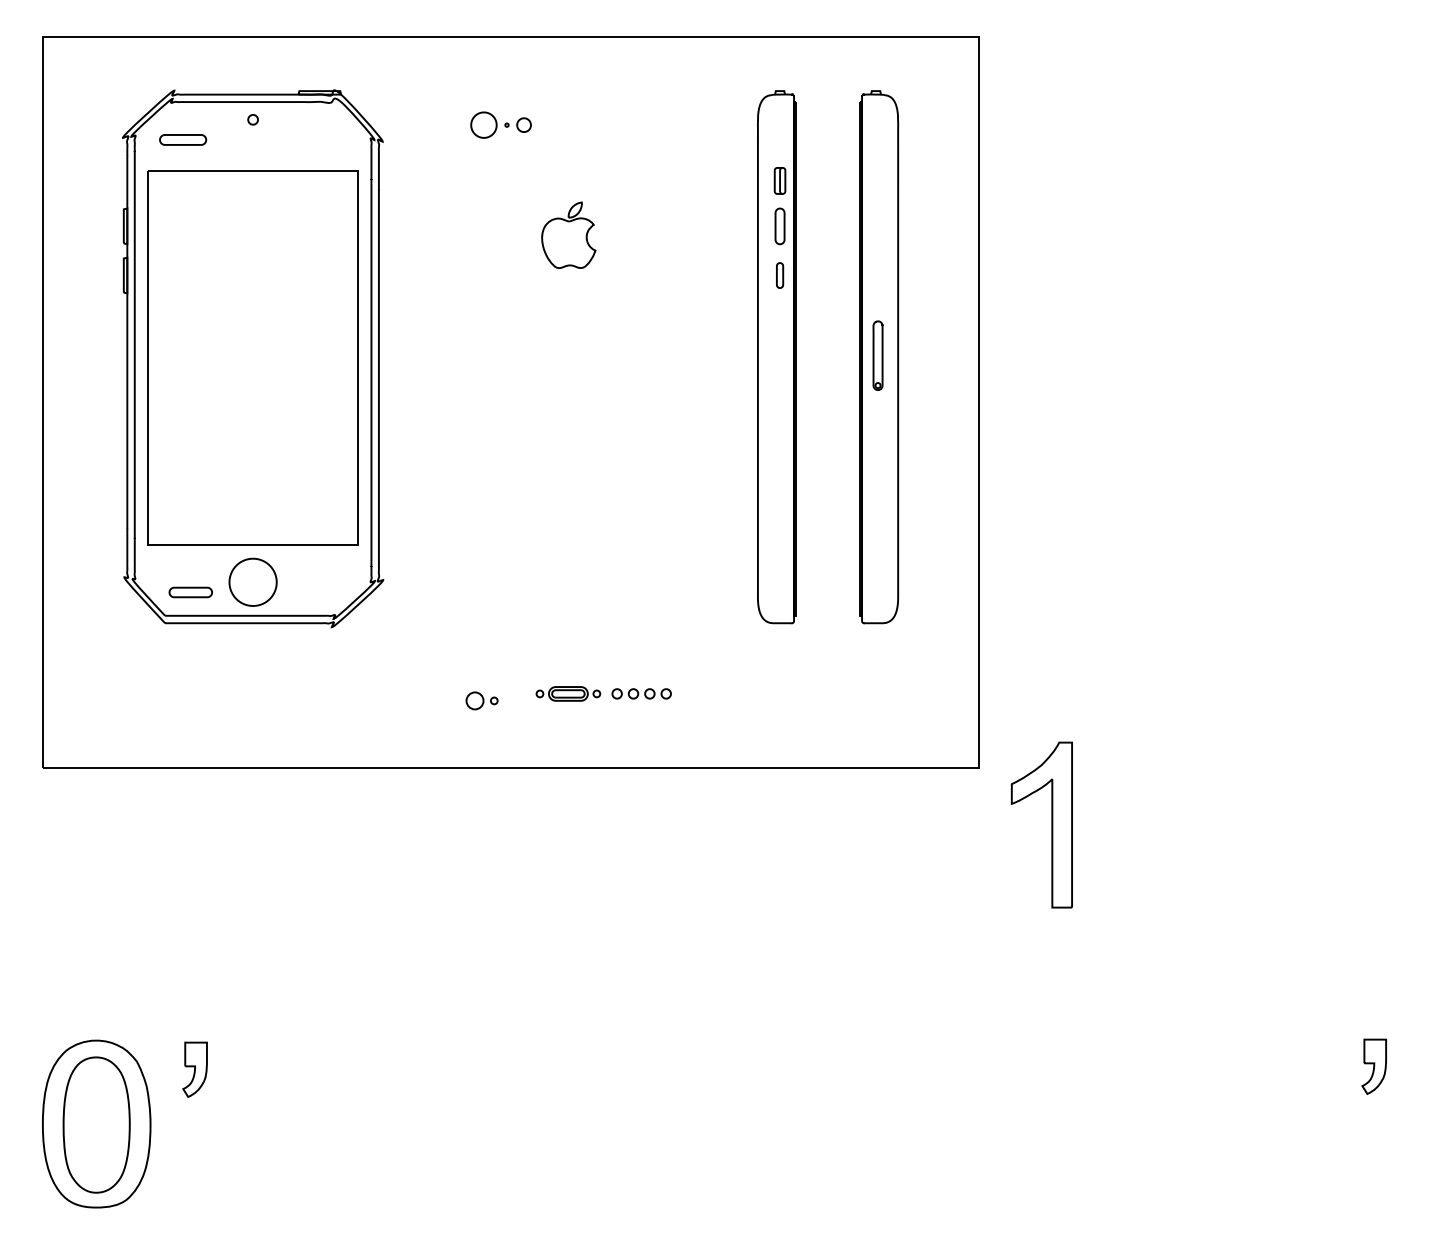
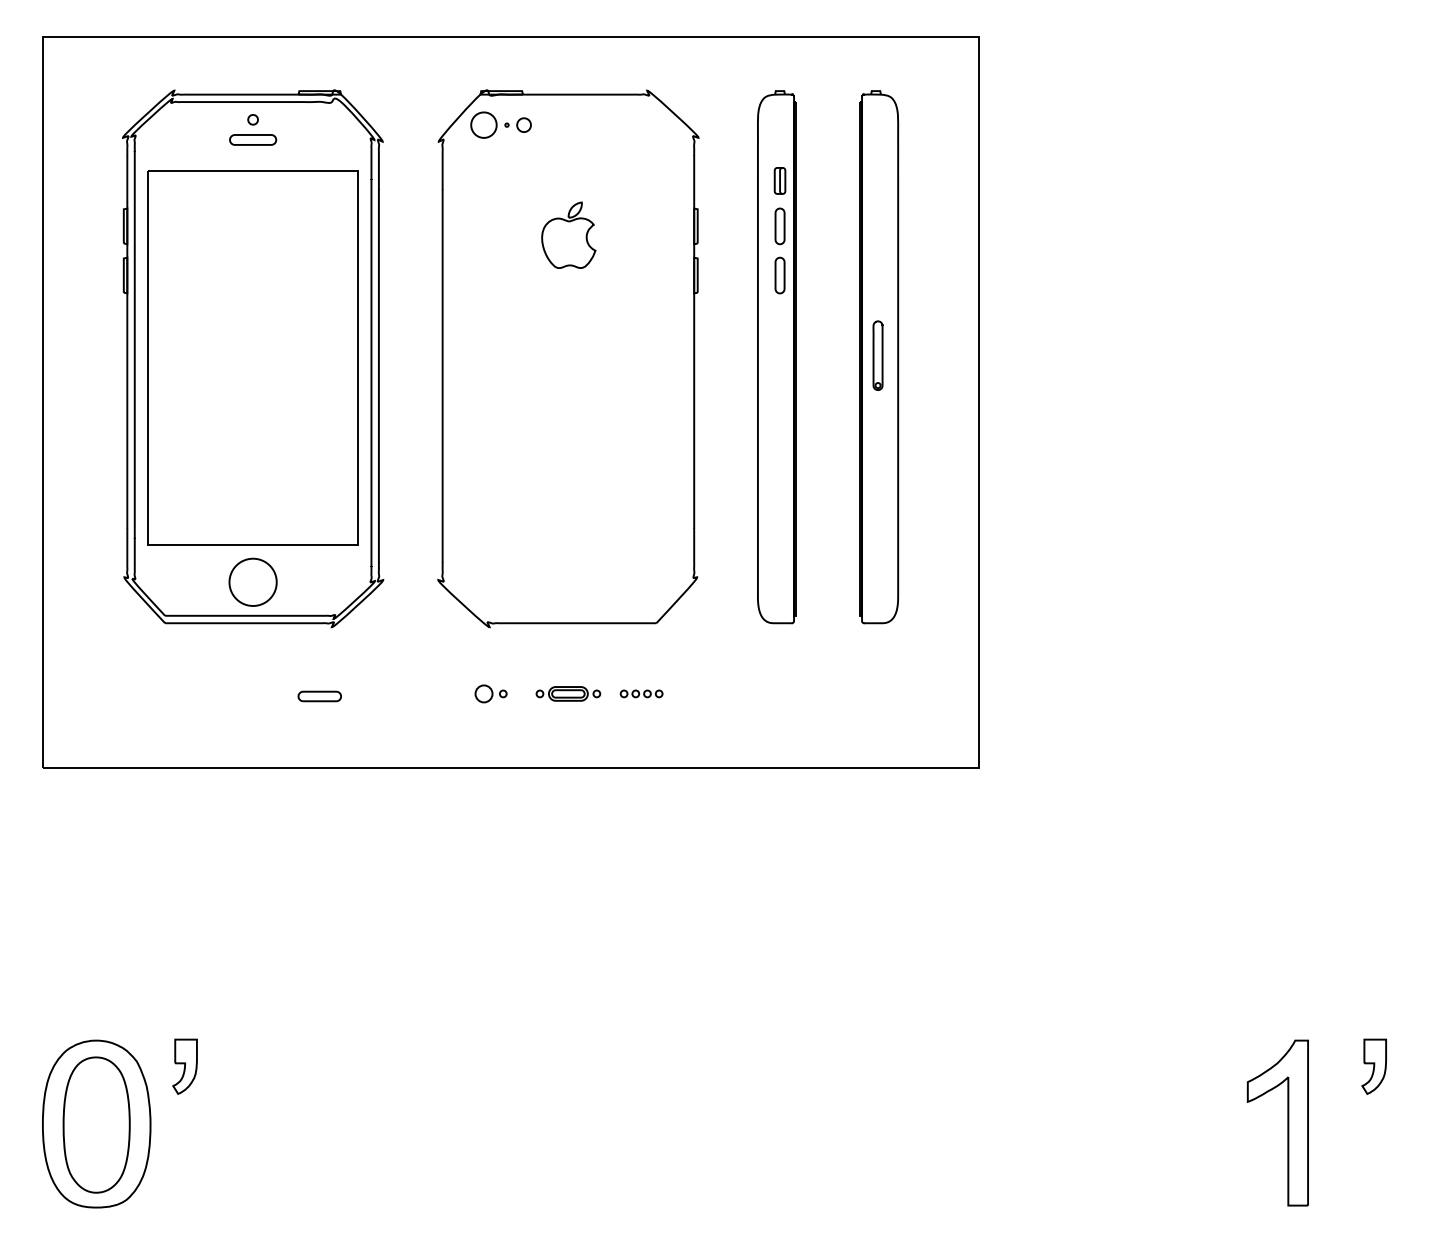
part position: (183, 139) -> (253, 139) (253, 139)
part size: 9x27 px -> 12x39 px (779, 275)
part: none -> present (568, 358)
part position: (190, 592) -> (319, 696) (319, 696)
part size: 61x12 px -> 45x10 px (641, 693)
part position: (481, 700) -> (490, 693) (490, 693)
part position: (1051, 824) -> (1287, 1122) (1287, 1122)
part position: (194, 1069) -> (184, 1066) (184, 1066)
